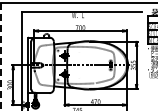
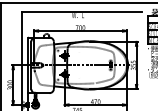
line: dashed -> solid (0, 56)
